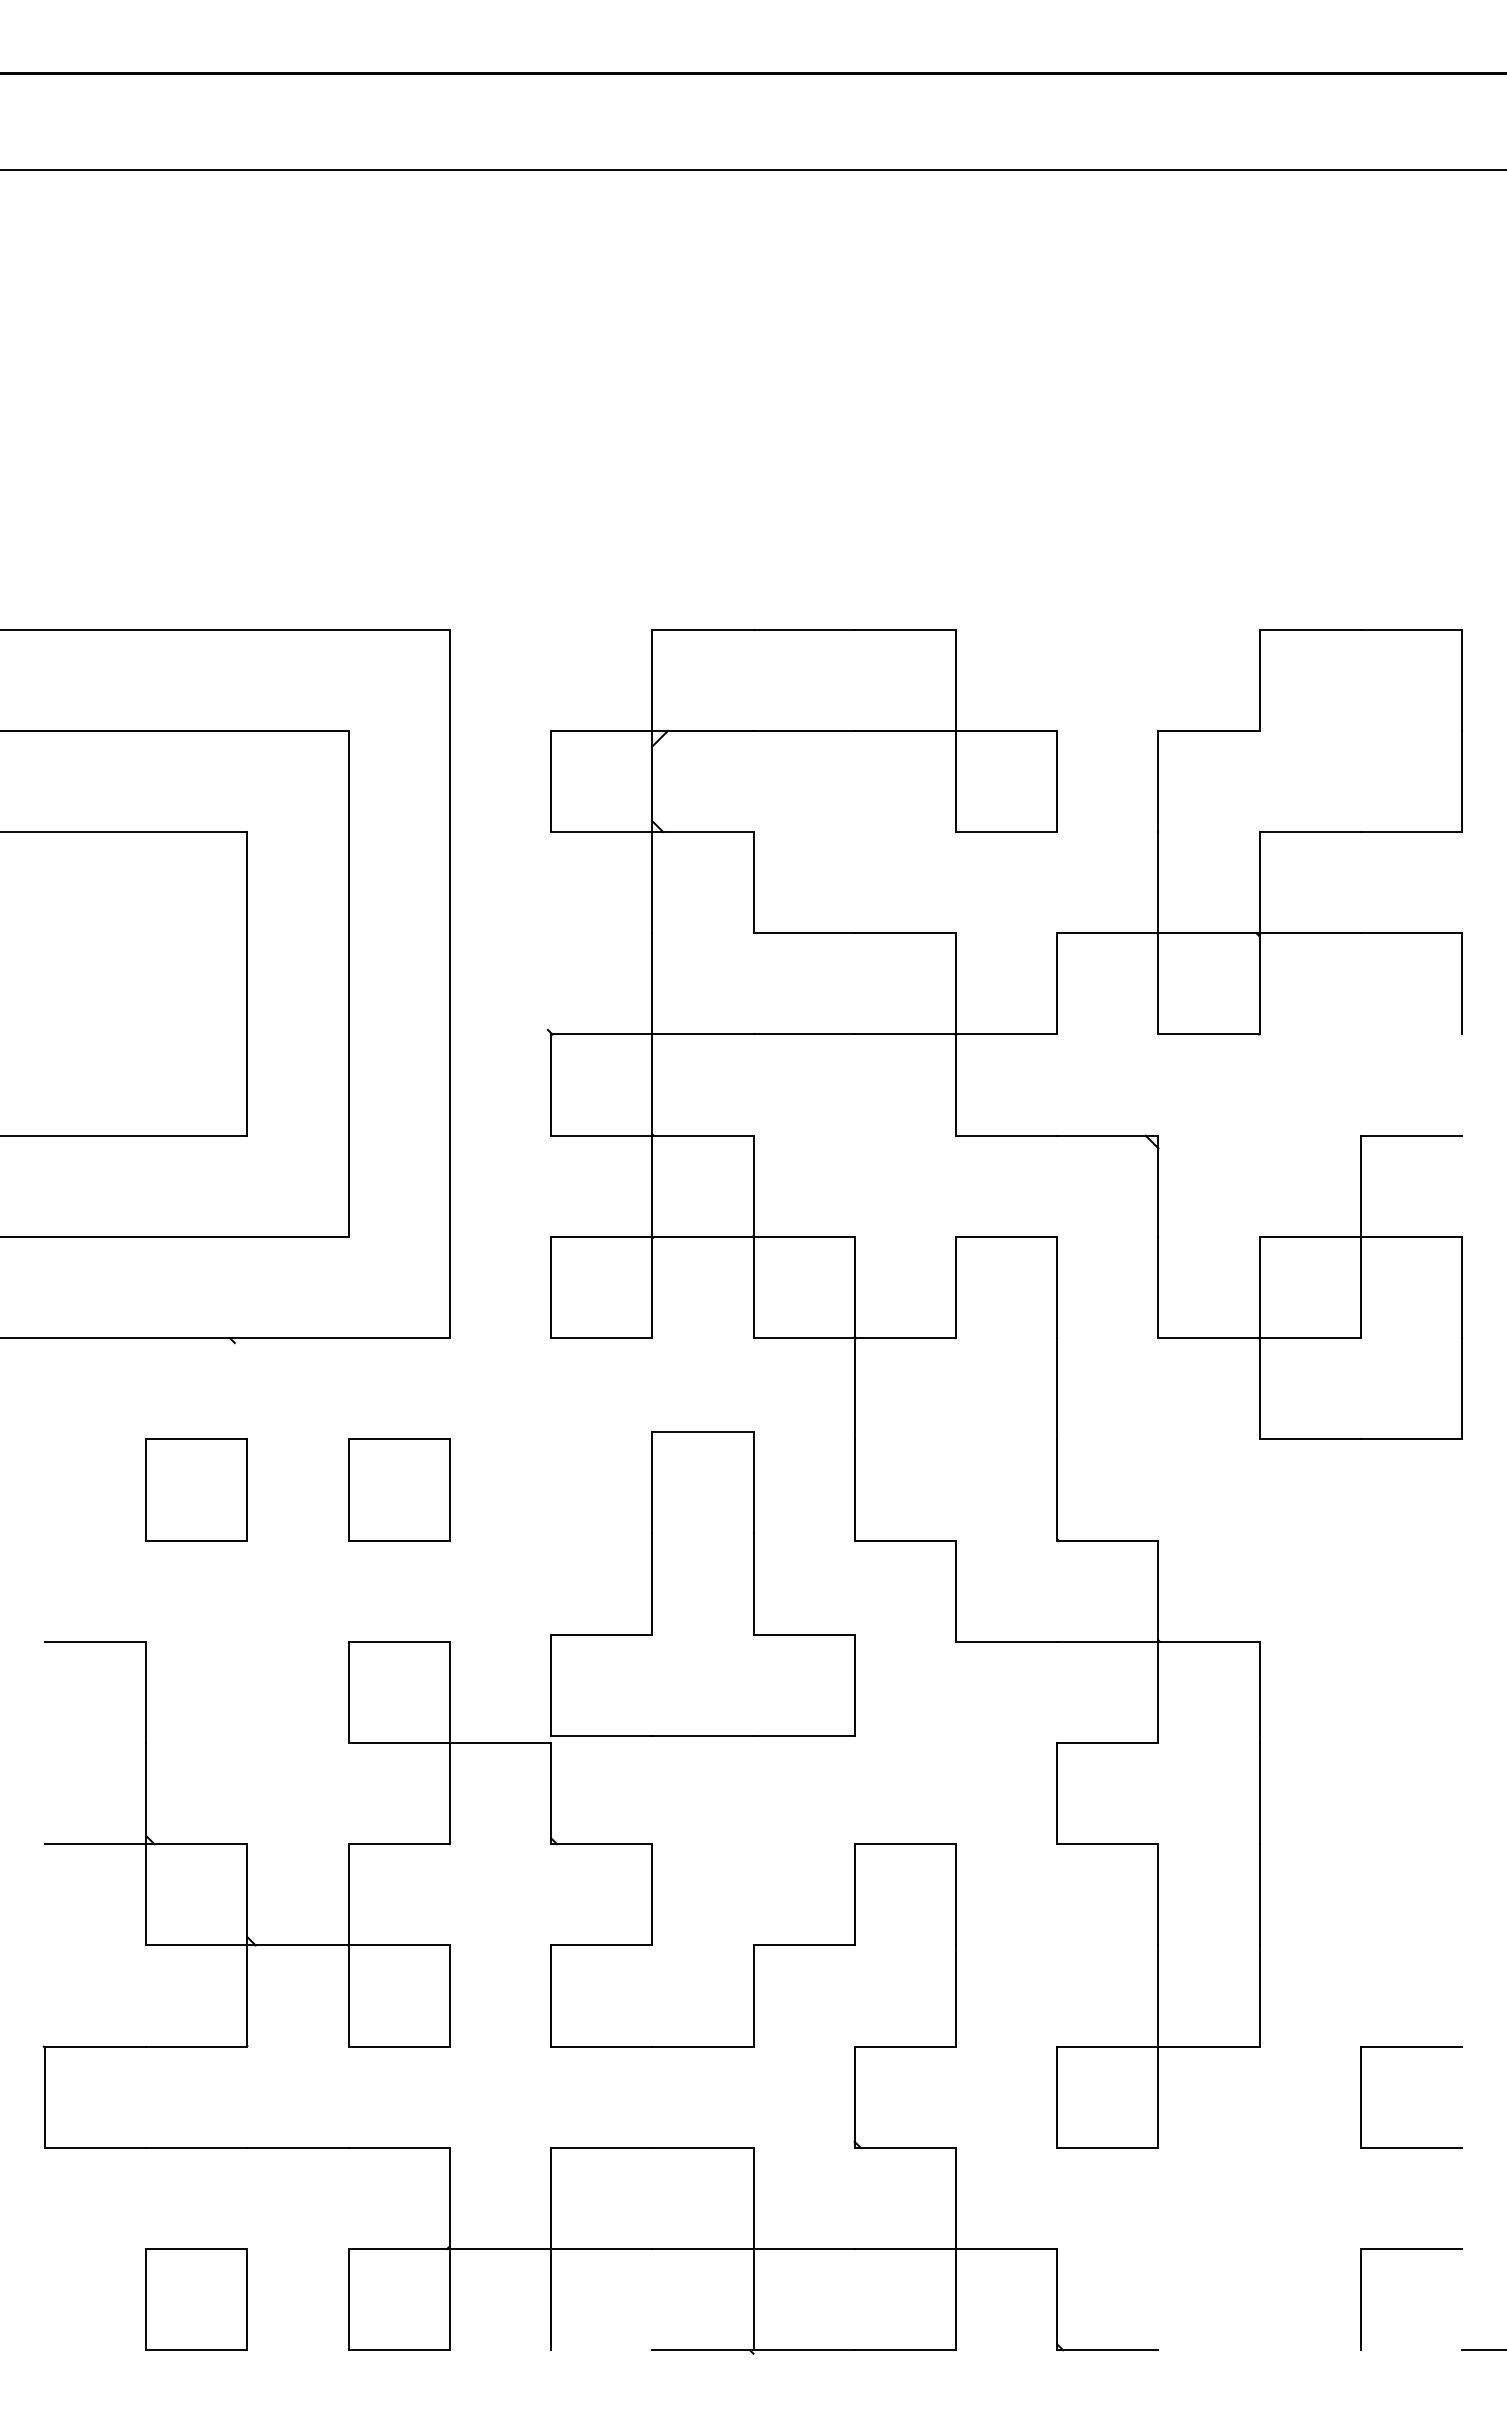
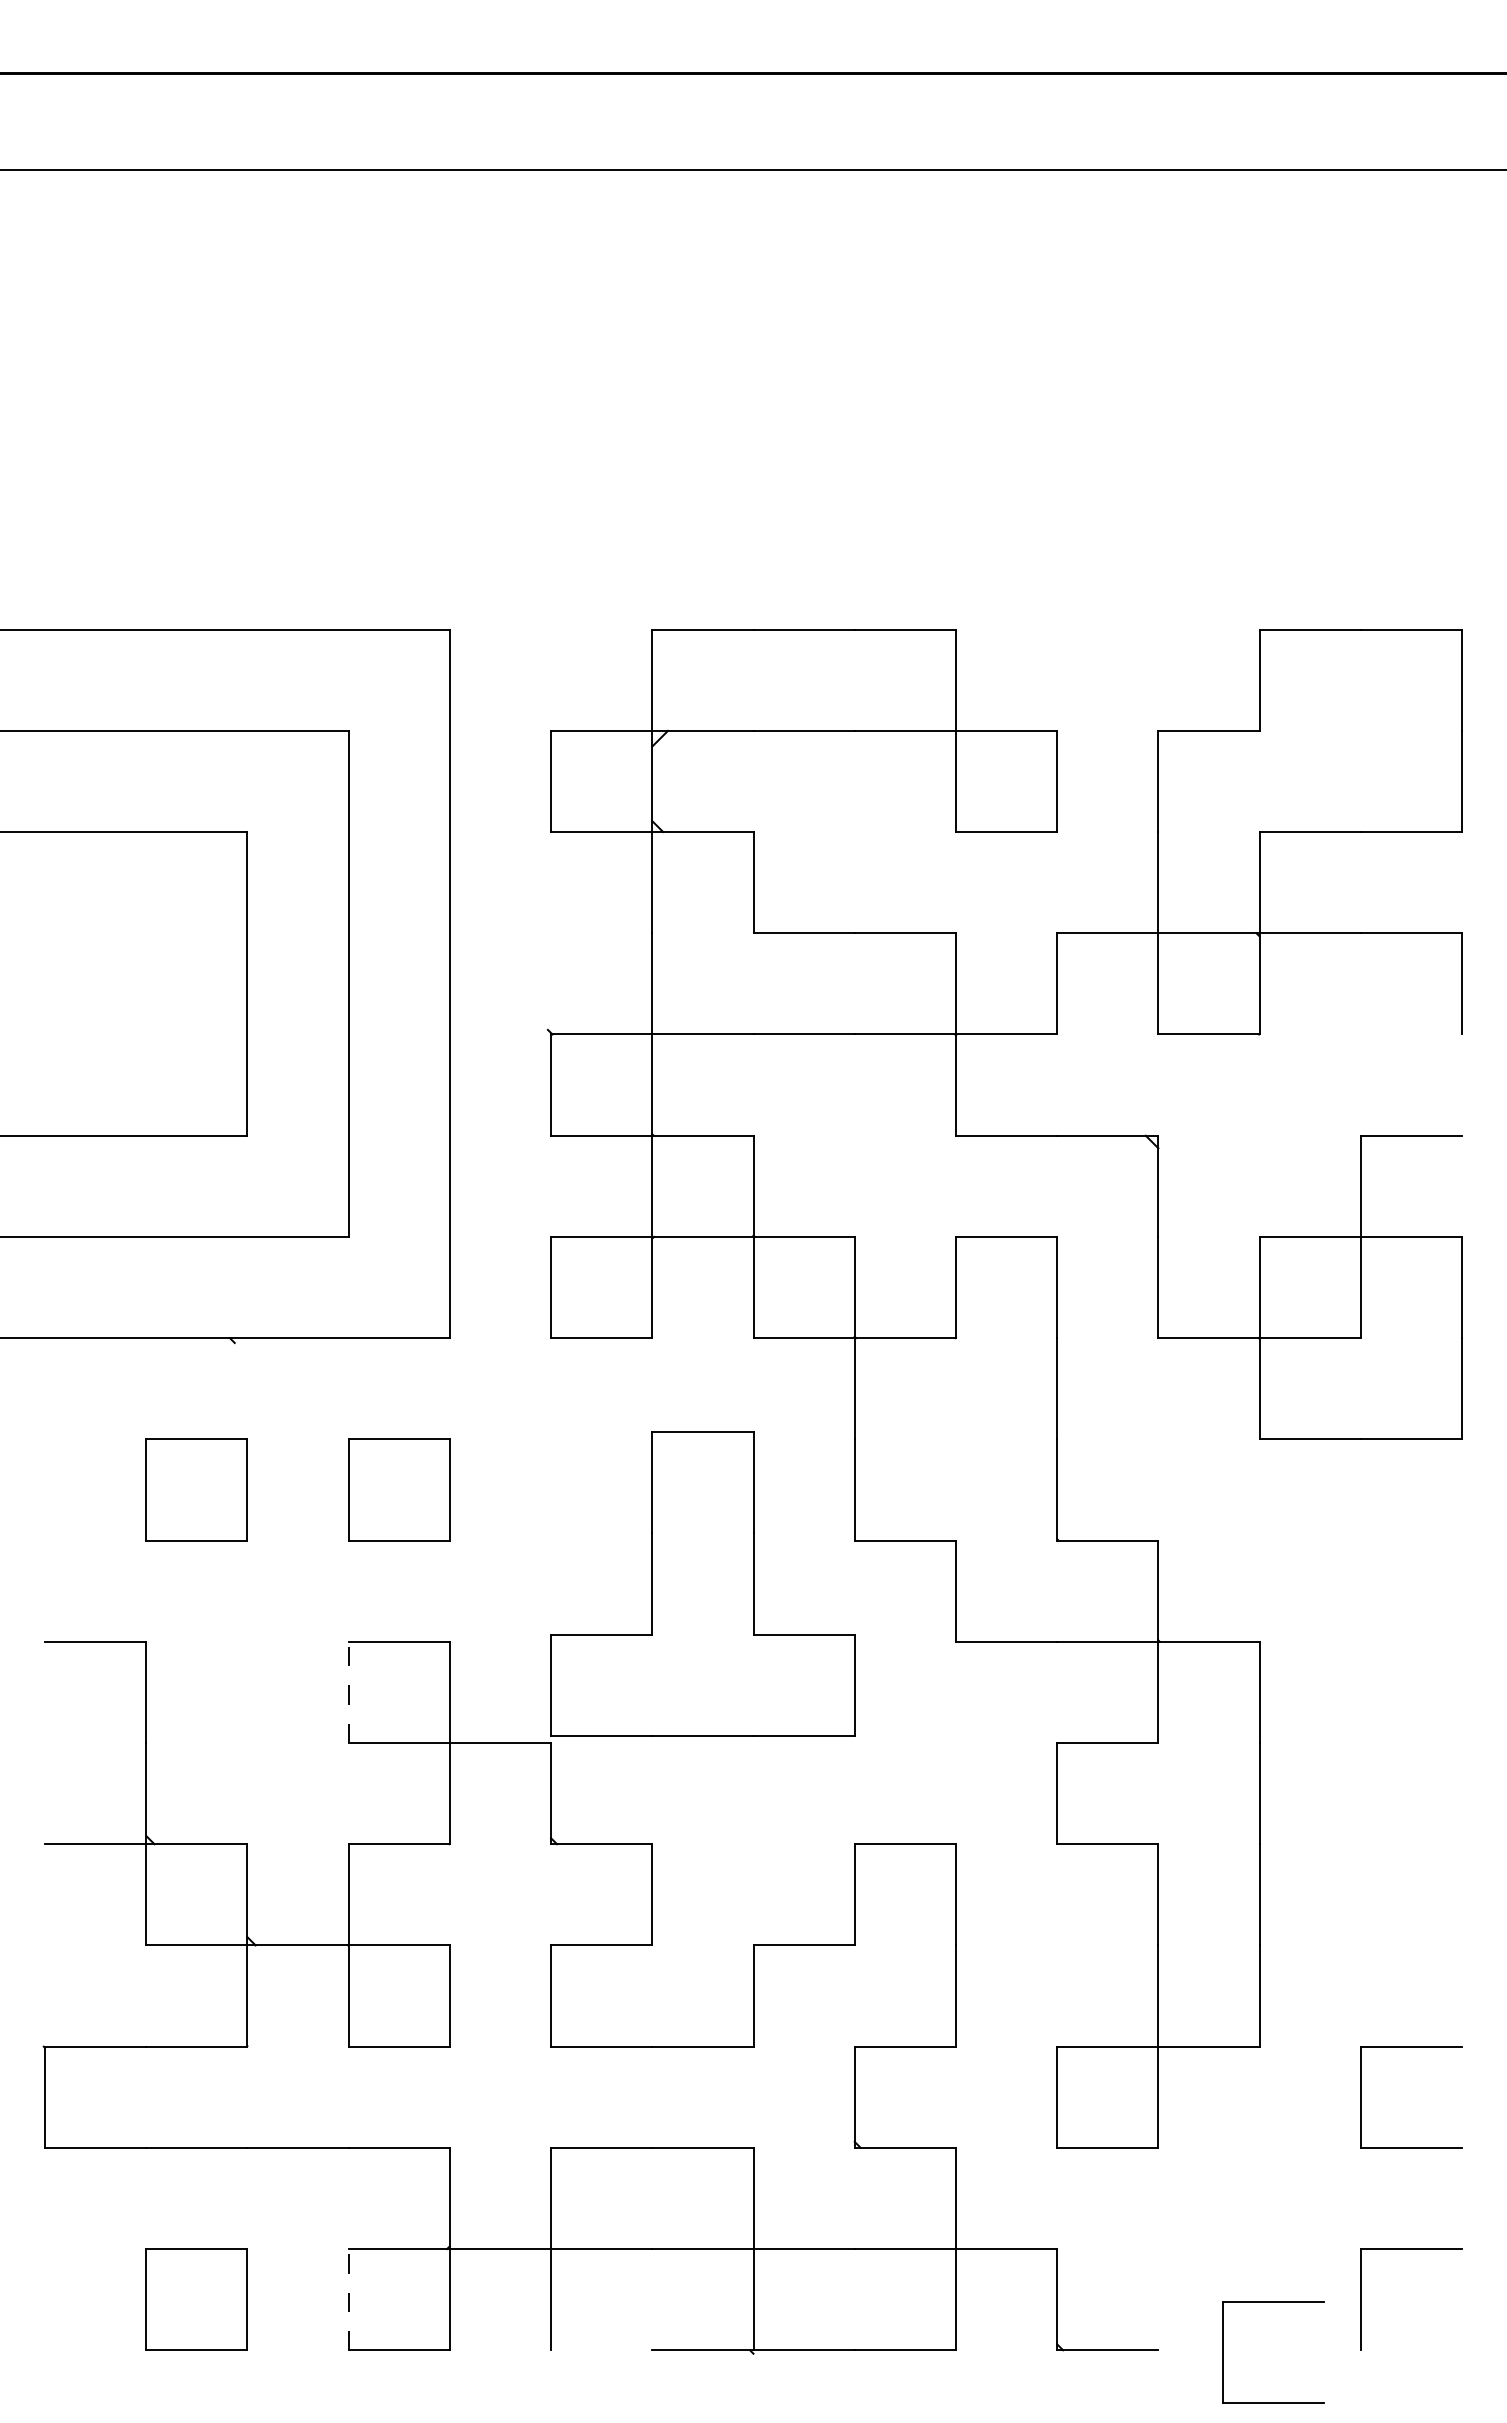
line: solid -> dashed (348, 1692)
line: solid -> dashed (348, 2299)
part: none -> present (1273, 2302)
line: present -> none (1482, 2350)
